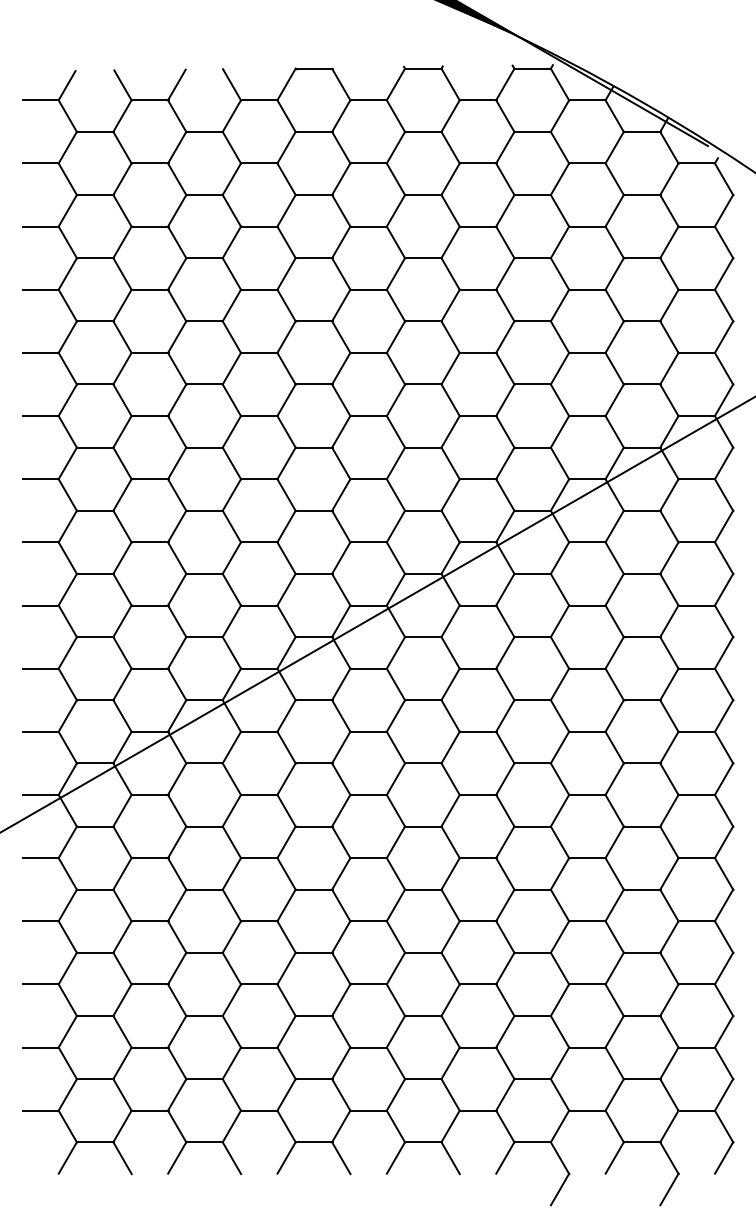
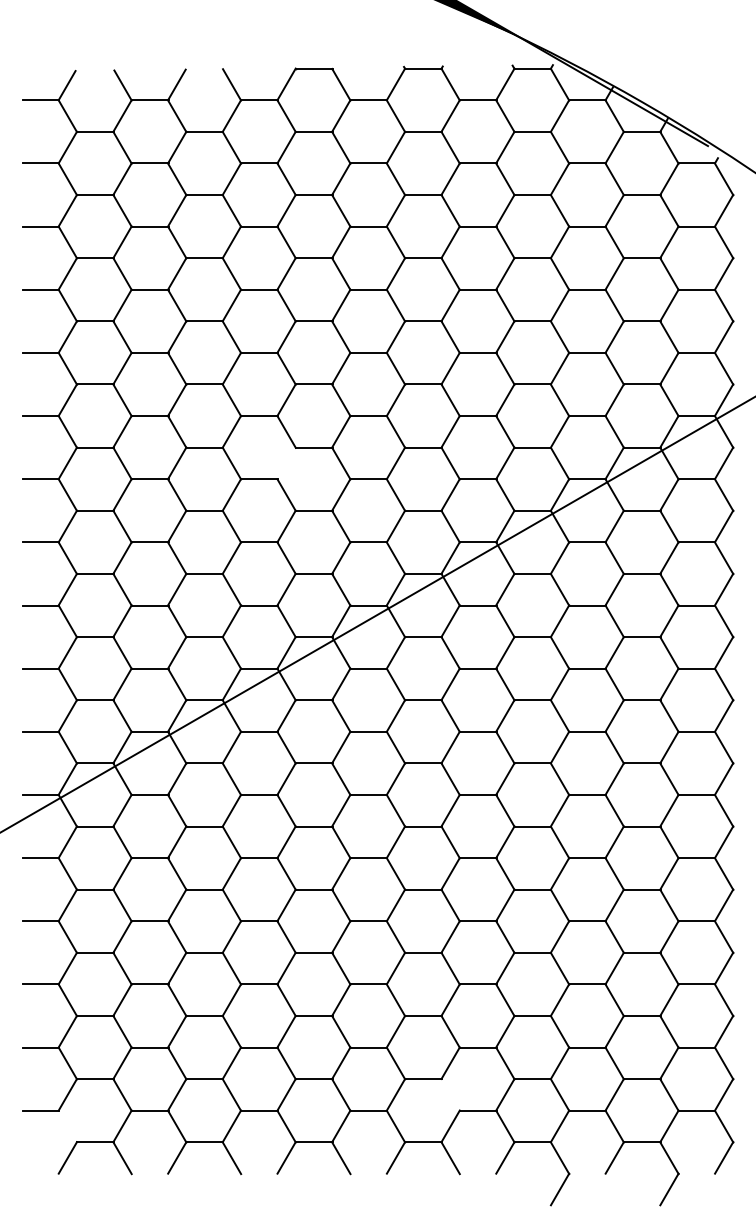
line: present -> none (286, 463)
line: present -> none (450, 1094)
line: present -> none (67, 1126)
